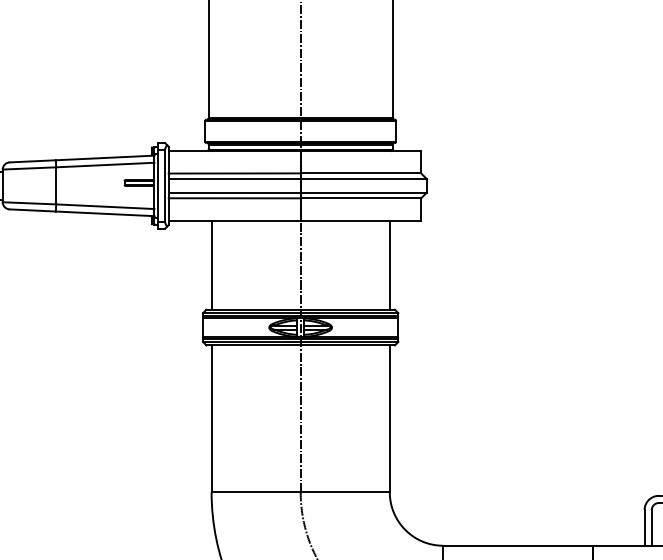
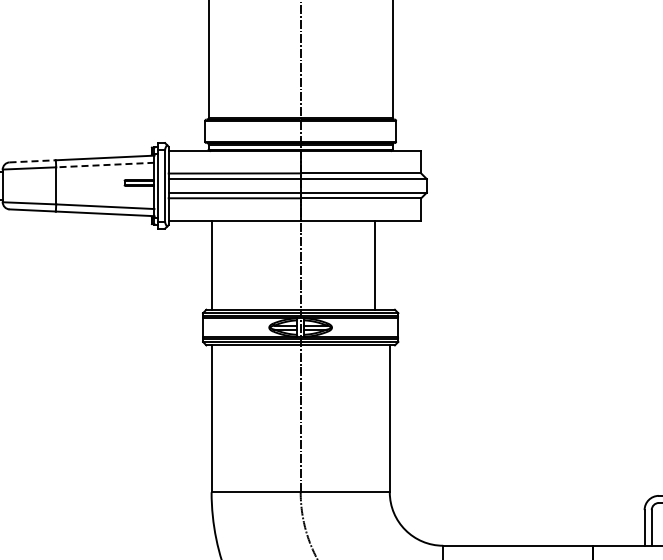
line: solid -> dashed (33, 161)
line: solid -> dashed (104, 165)
line position: (389, 264) -> (374, 264) (374, 264)
